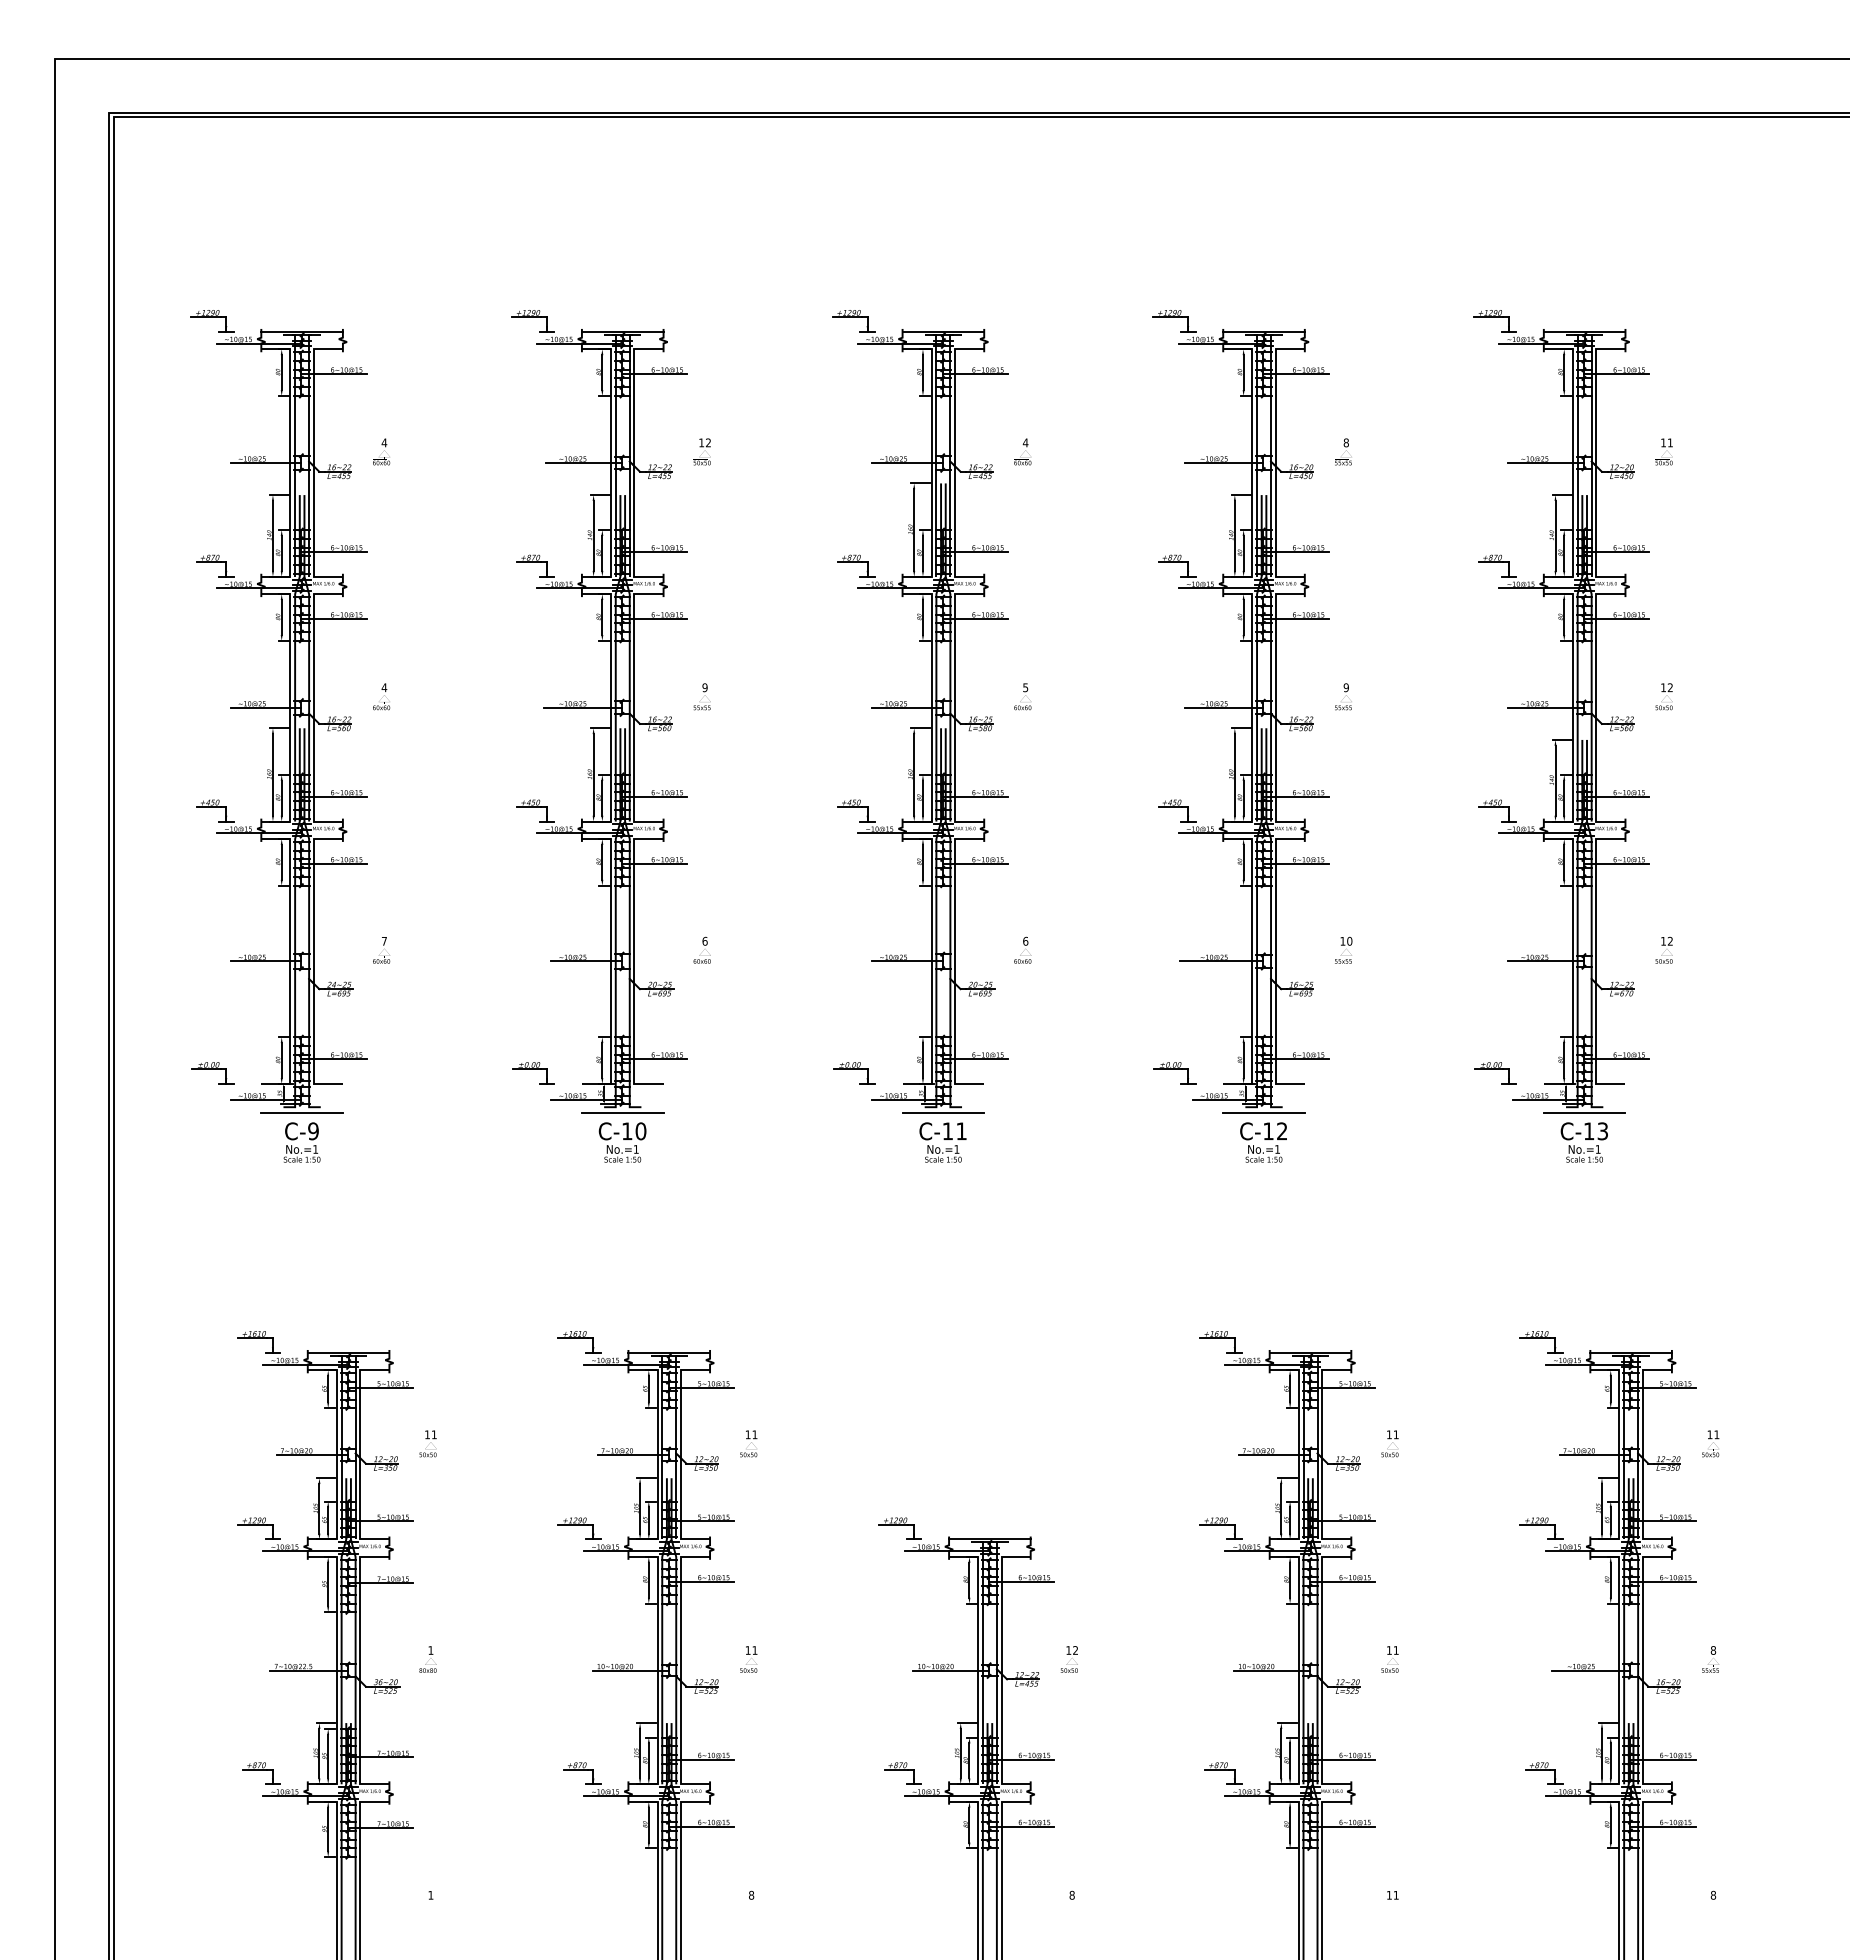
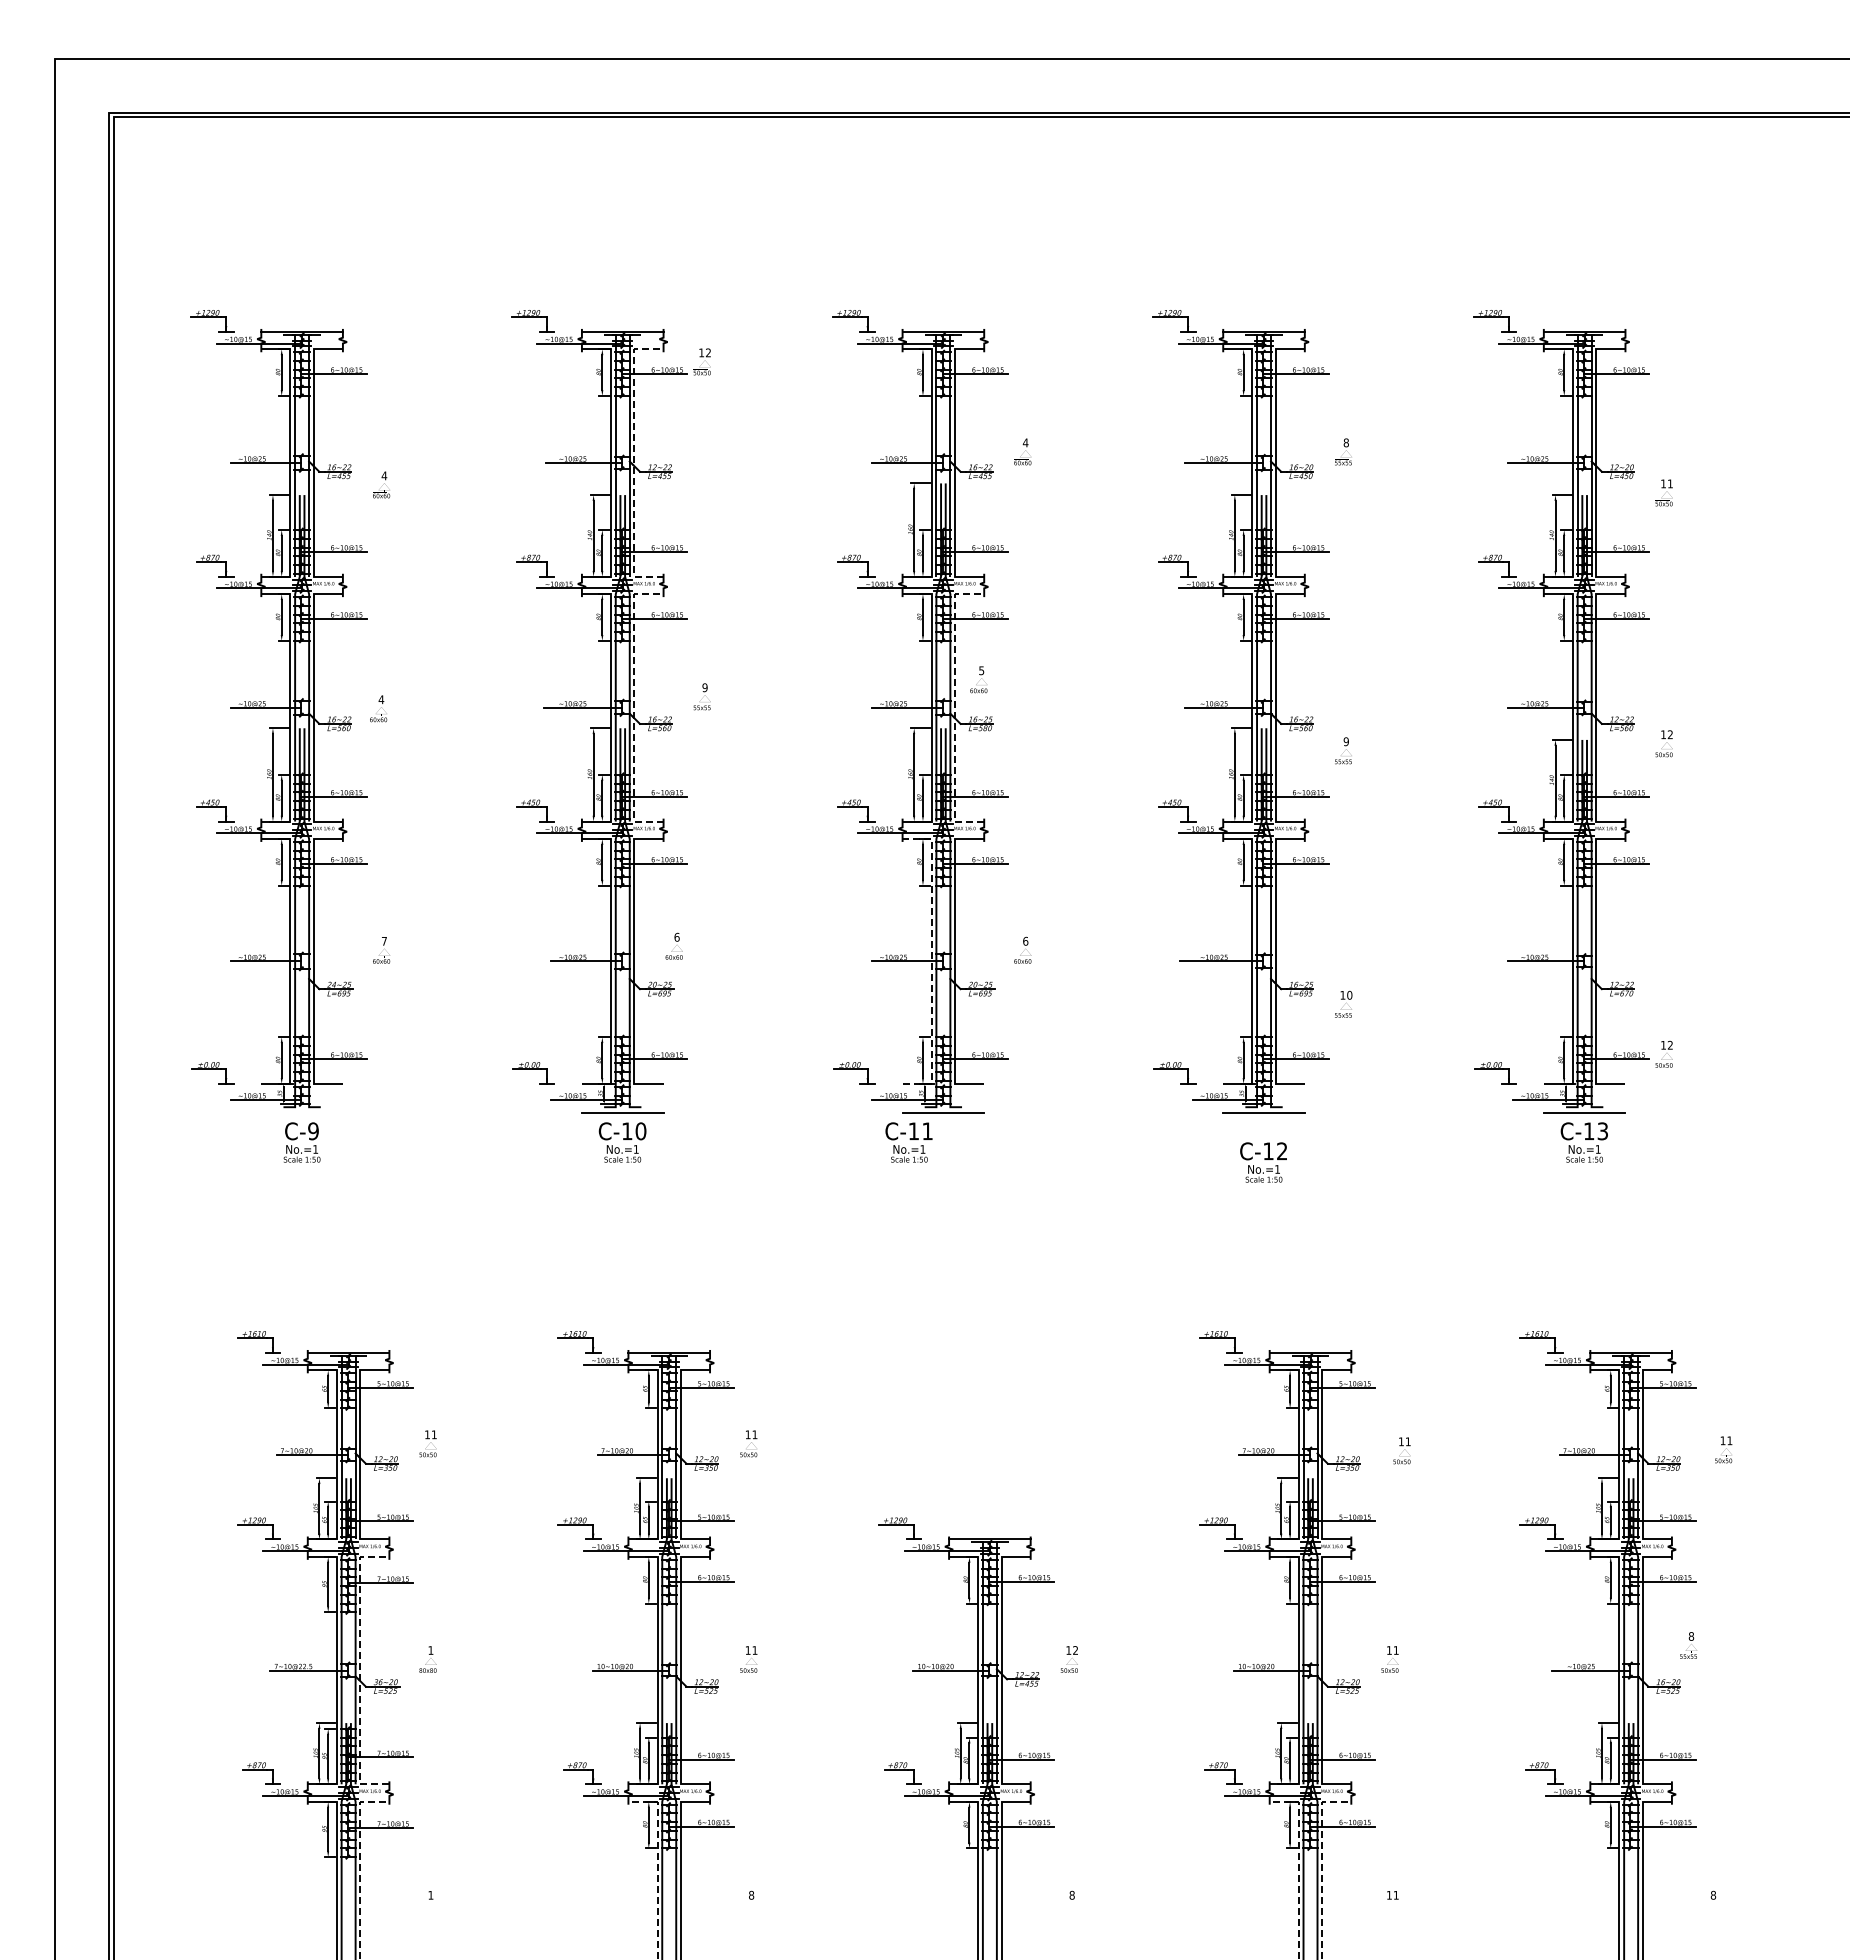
text position: (381, 451) -> (381, 484) (381, 484)
text position: (701, 451) -> (701, 361) (701, 361)
text position: (1663, 451) -> (1663, 492) (1663, 492)
line: solid -> dashed (634, 463)
text position: (381, 696) -> (378, 708) (378, 708)
text position: (1022, 696) -> (978, 679) (978, 679)
text position: (1343, 696) -> (1343, 750) (1343, 750)
text position: (1663, 696) -> (1663, 743) (1663, 743)
line: solid -> dashed (634, 707)
line: solid -> dashed (955, 707)
text position: (701, 949) -> (673, 945) (673, 945)
text position: (1343, 949) -> (1343, 1003) (1343, 1003)
text position: (1663, 950) -> (1663, 1054) (1663, 1054)
line: solid -> dashed (931, 960)
line: present -> none (301, 1113)
text position: (942, 1142) -> (908, 1142) (908, 1142)
text position: (1263, 1142) -> (1263, 1162) (1263, 1162)
text position: (1389, 1443) -> (1401, 1450) (1401, 1450)
text position: (1710, 1443) -> (1723, 1449) (1723, 1449)
text position: (1710, 1659) -> (1688, 1645) (1688, 1645)
line: solid -> dashed (360, 1670)
line: solid -> dashed (360, 1864)
line: solid -> dashed (657, 1864)
line: solid -> dashed (1298, 1864)
line: solid -> dashed (1322, 1864)
